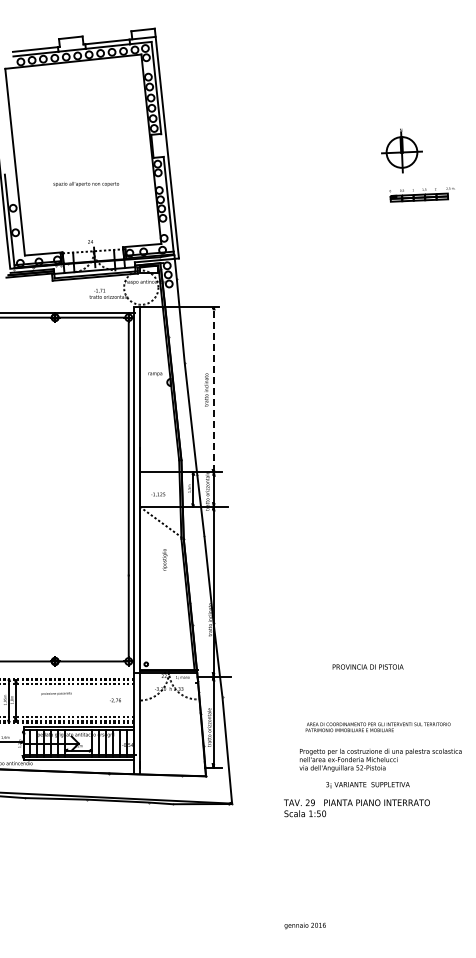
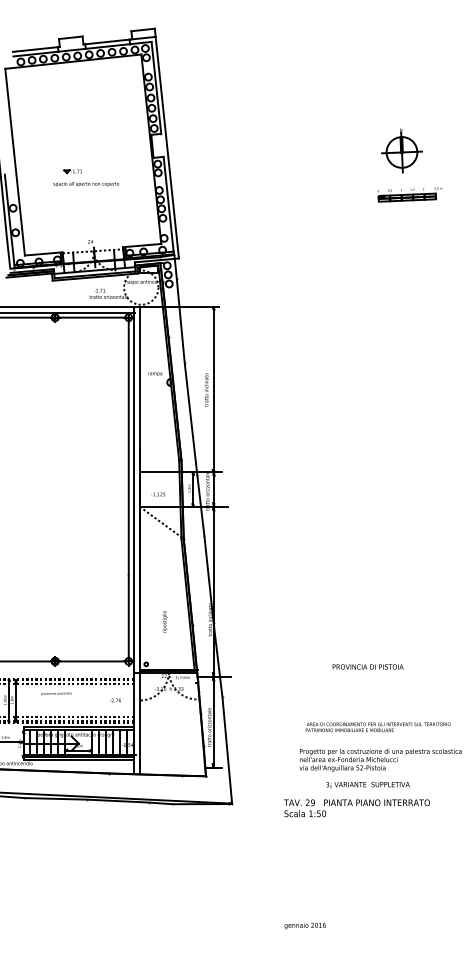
part: none -> present (72, 171)
part position: (421, 194) -> (409, 194) (409, 194)
line: none -> present (68, 306)
line: dashed -> solid (213, 389)
text position: (164, 559) -> (164, 621) (164, 621)
